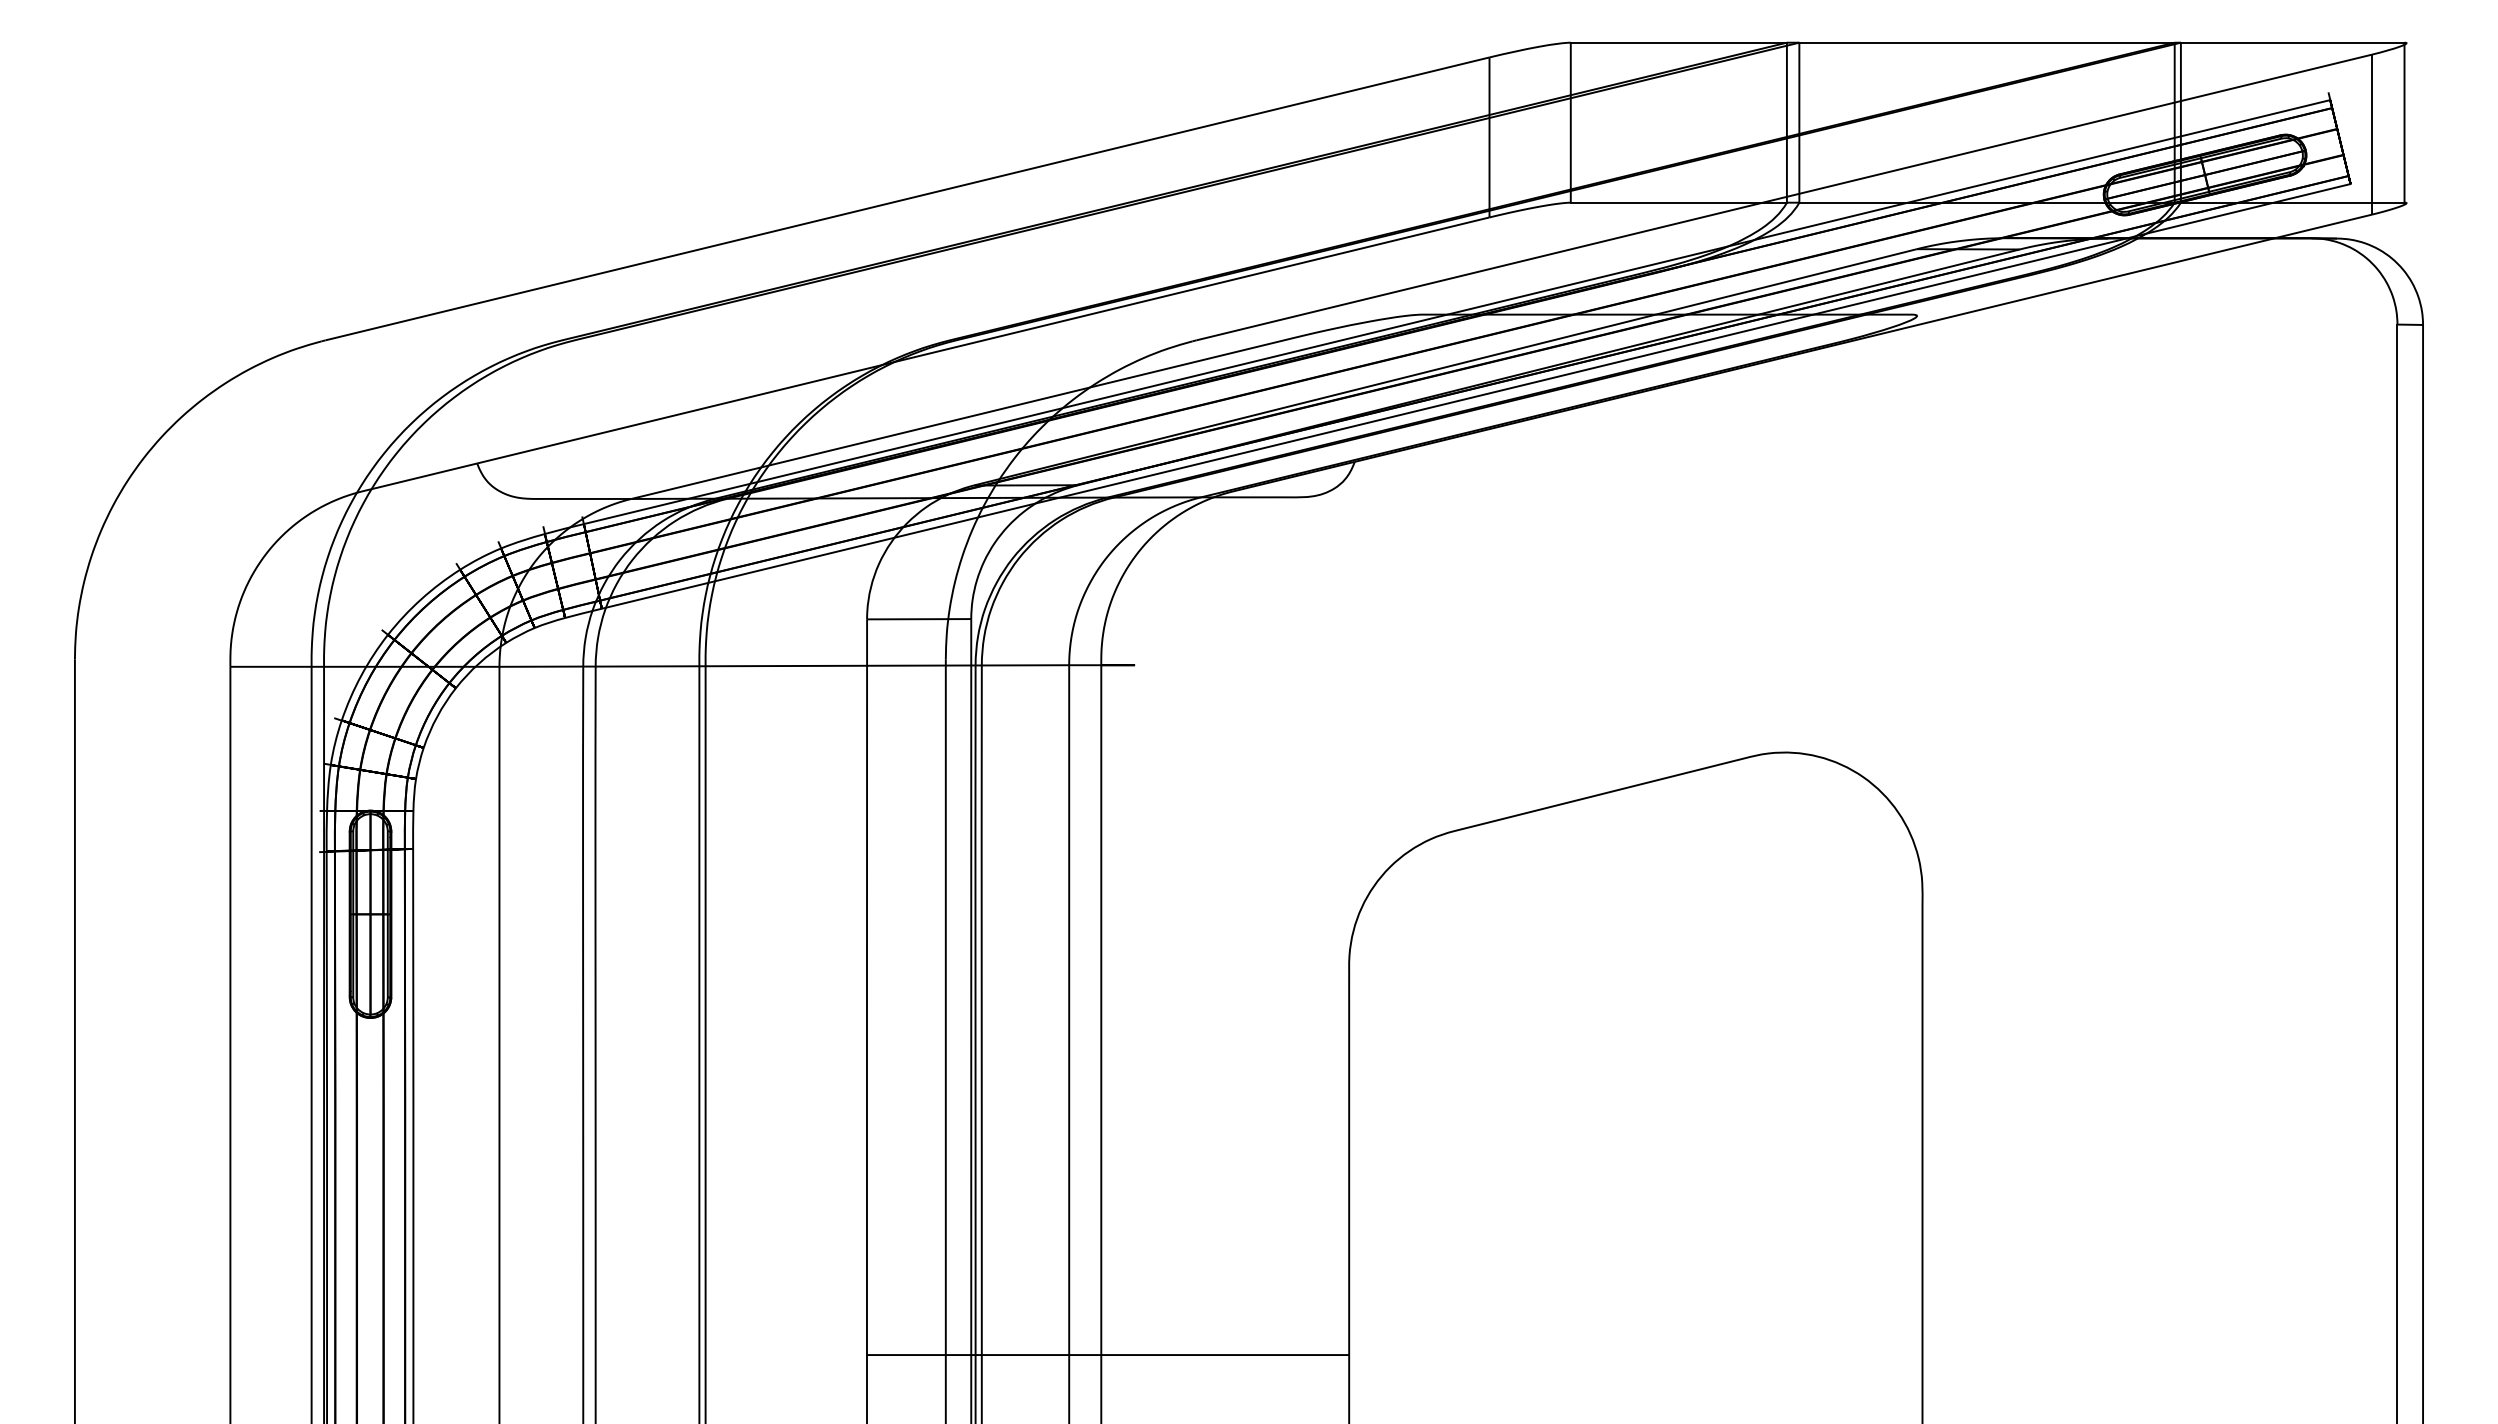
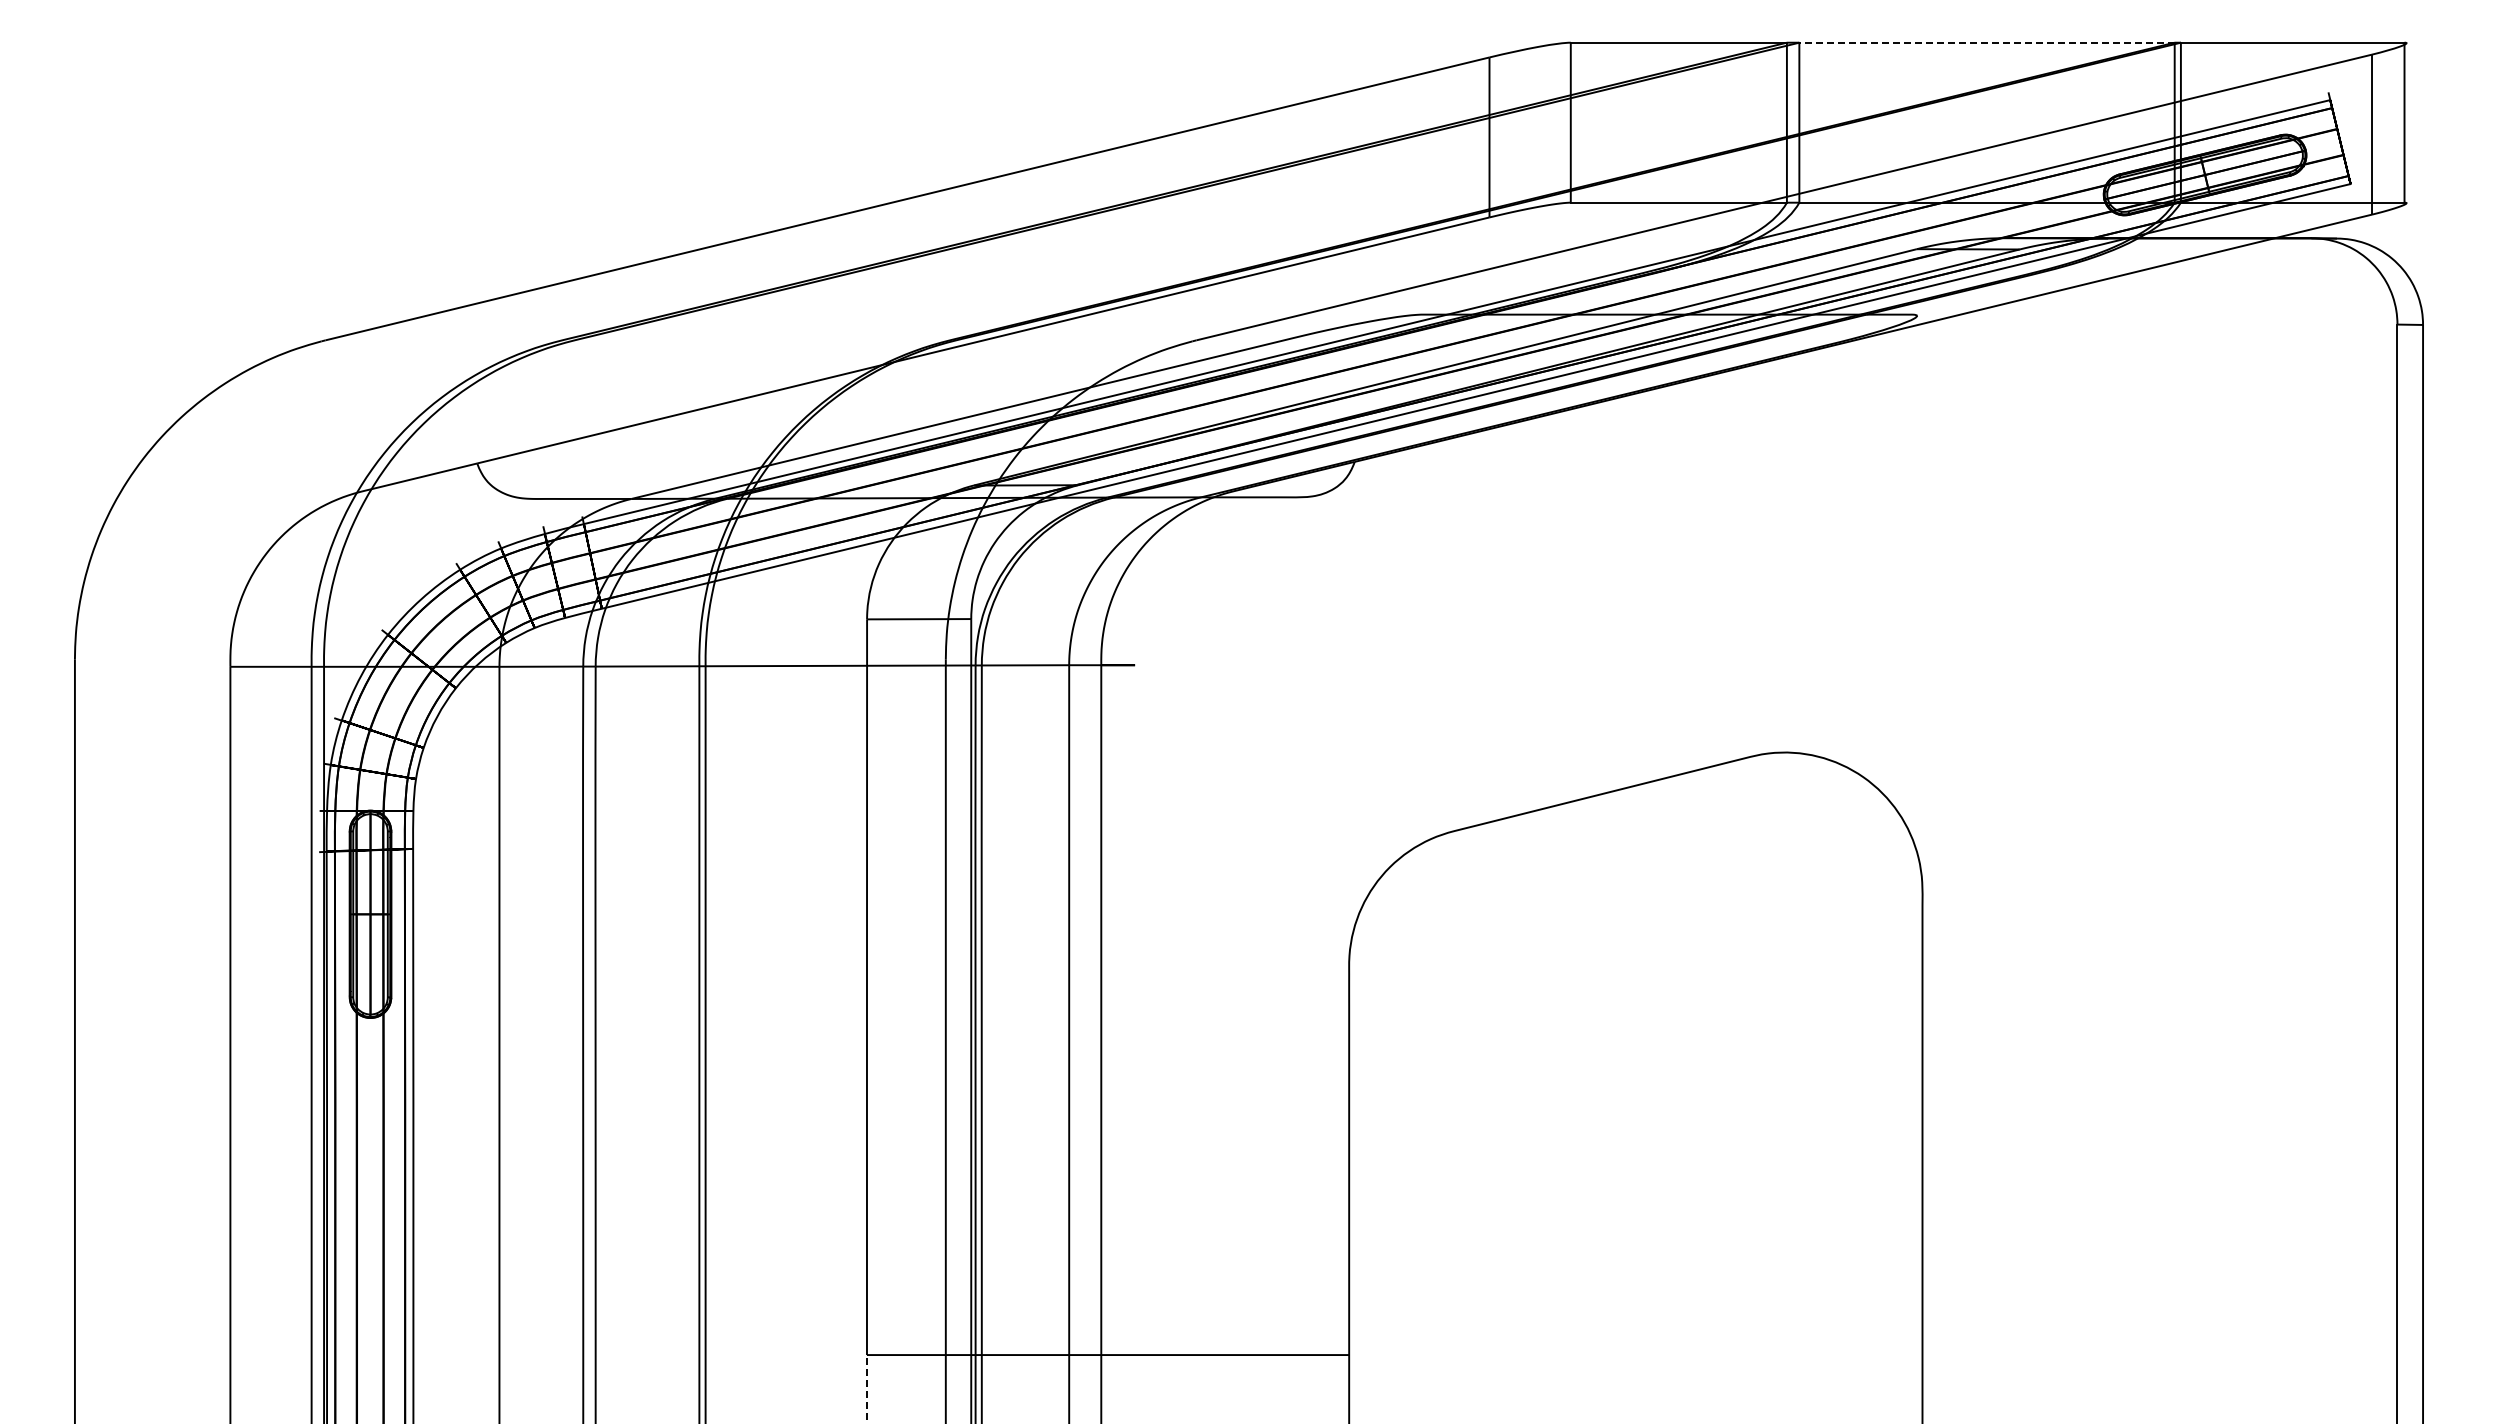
line: solid -> dashed (1987, 42)
line: solid -> dashed (867, 1389)
